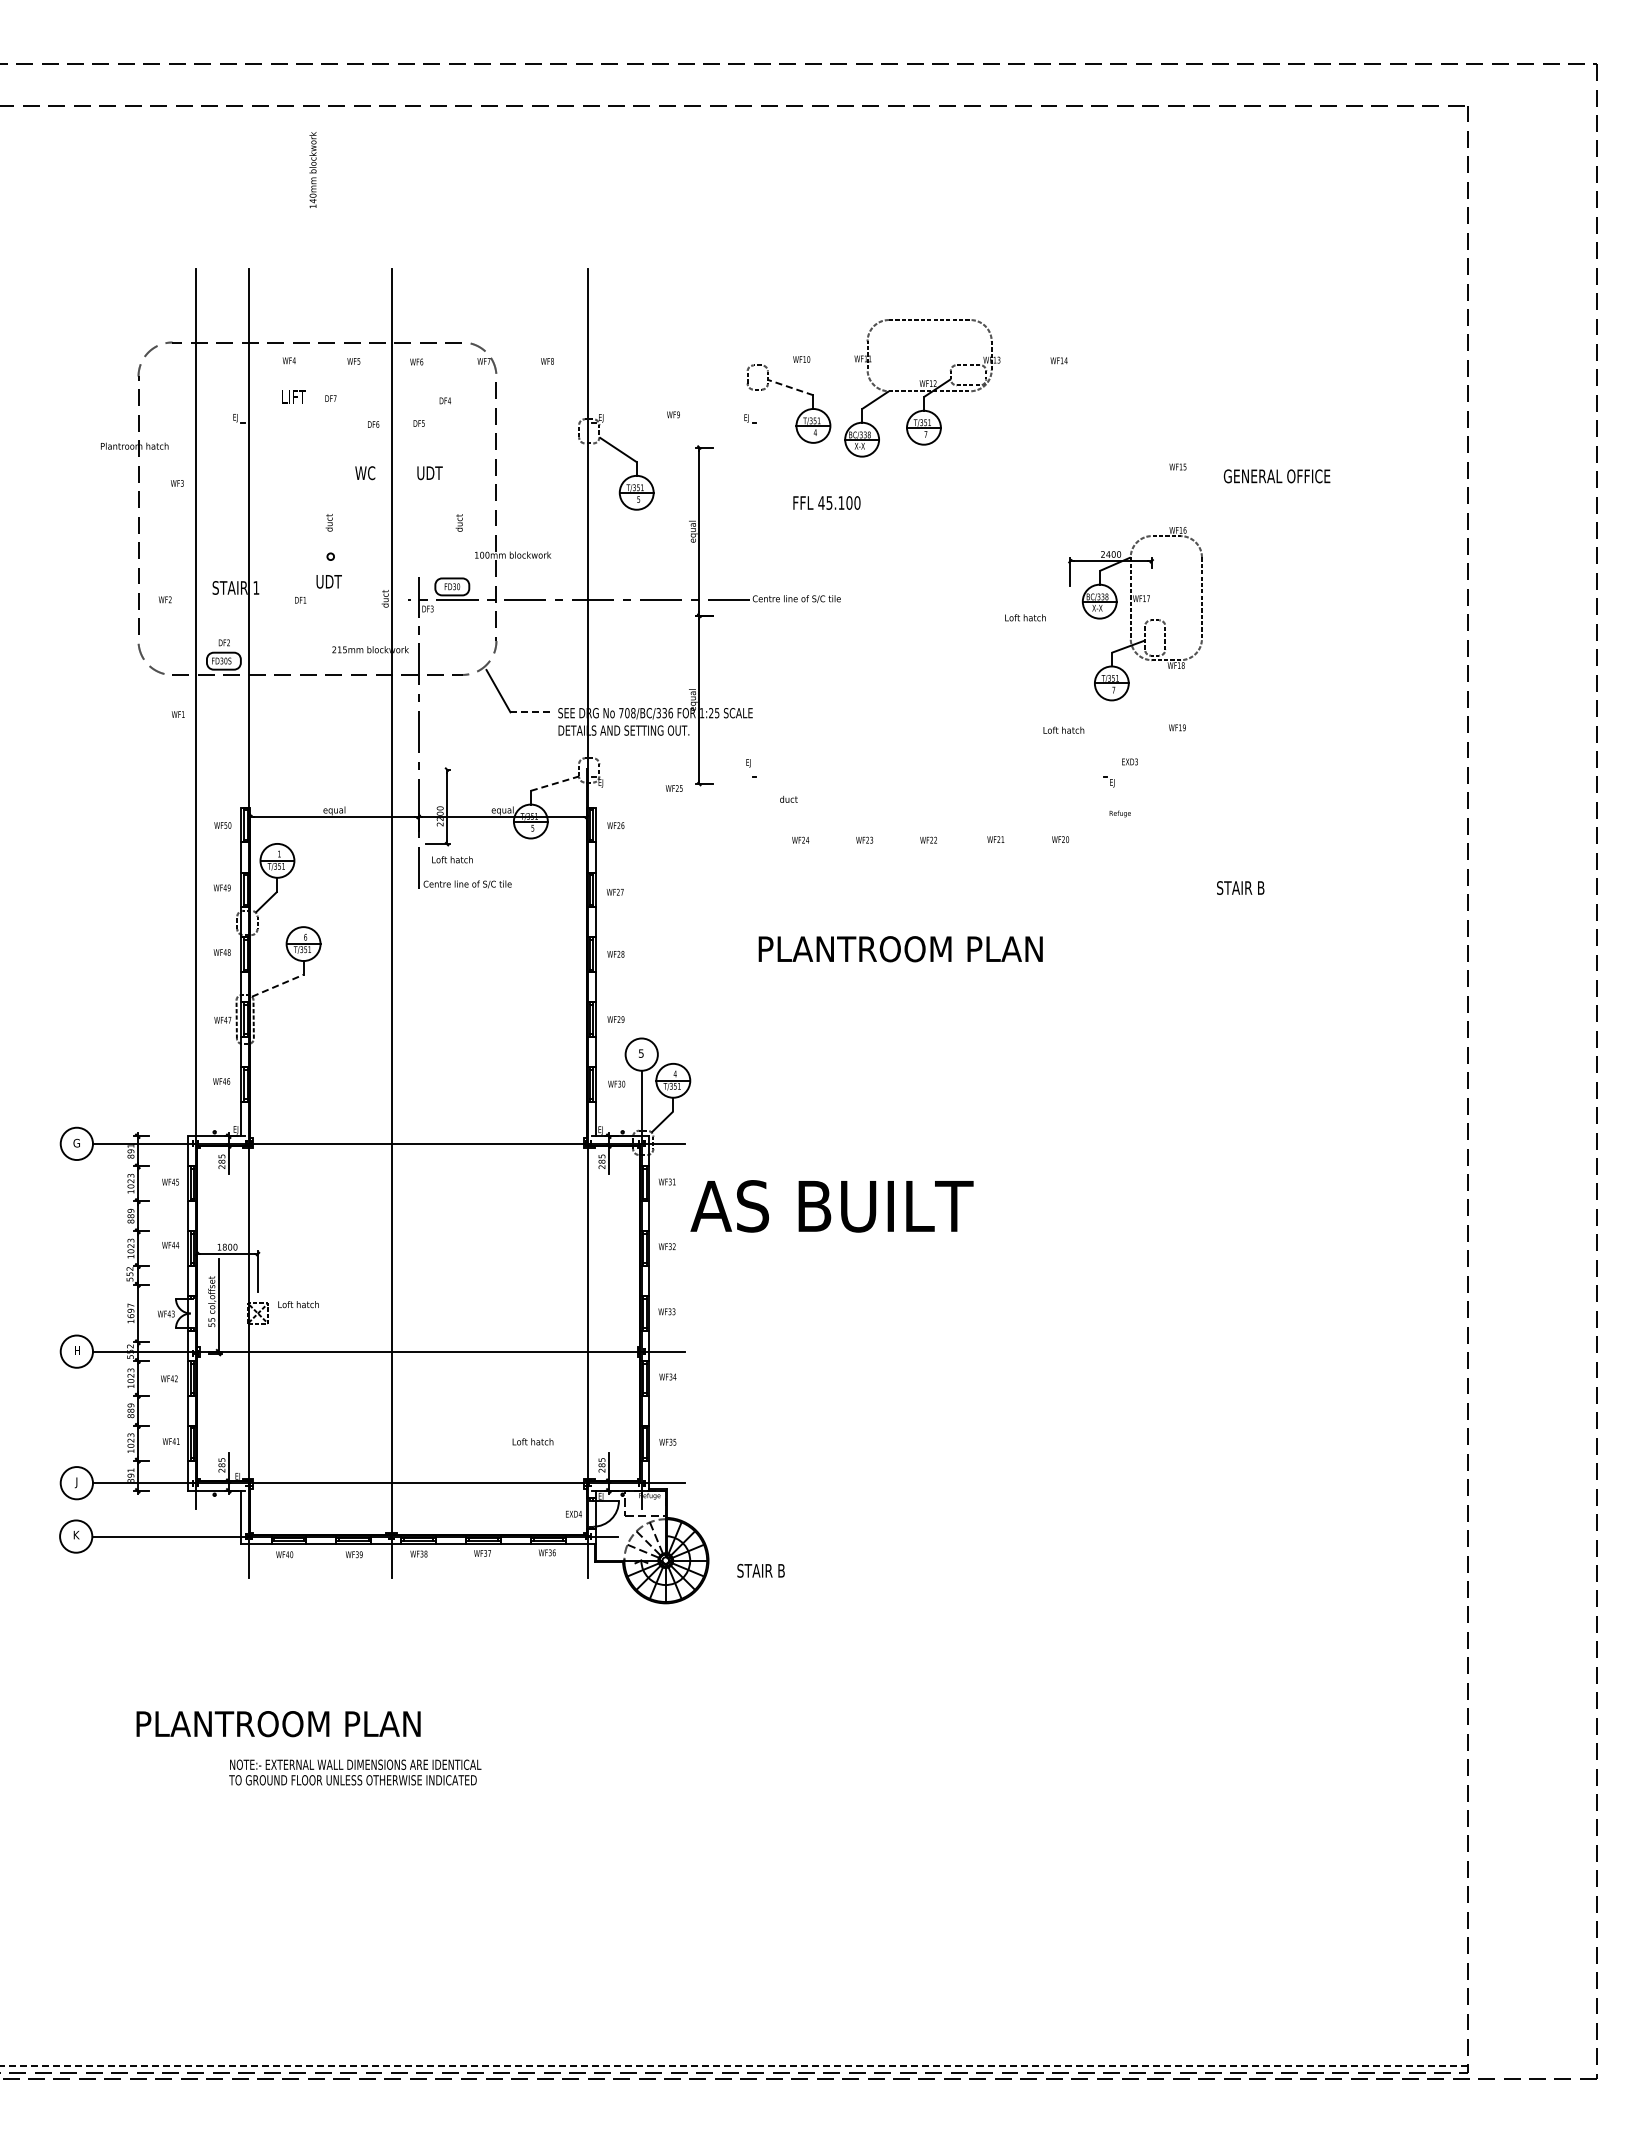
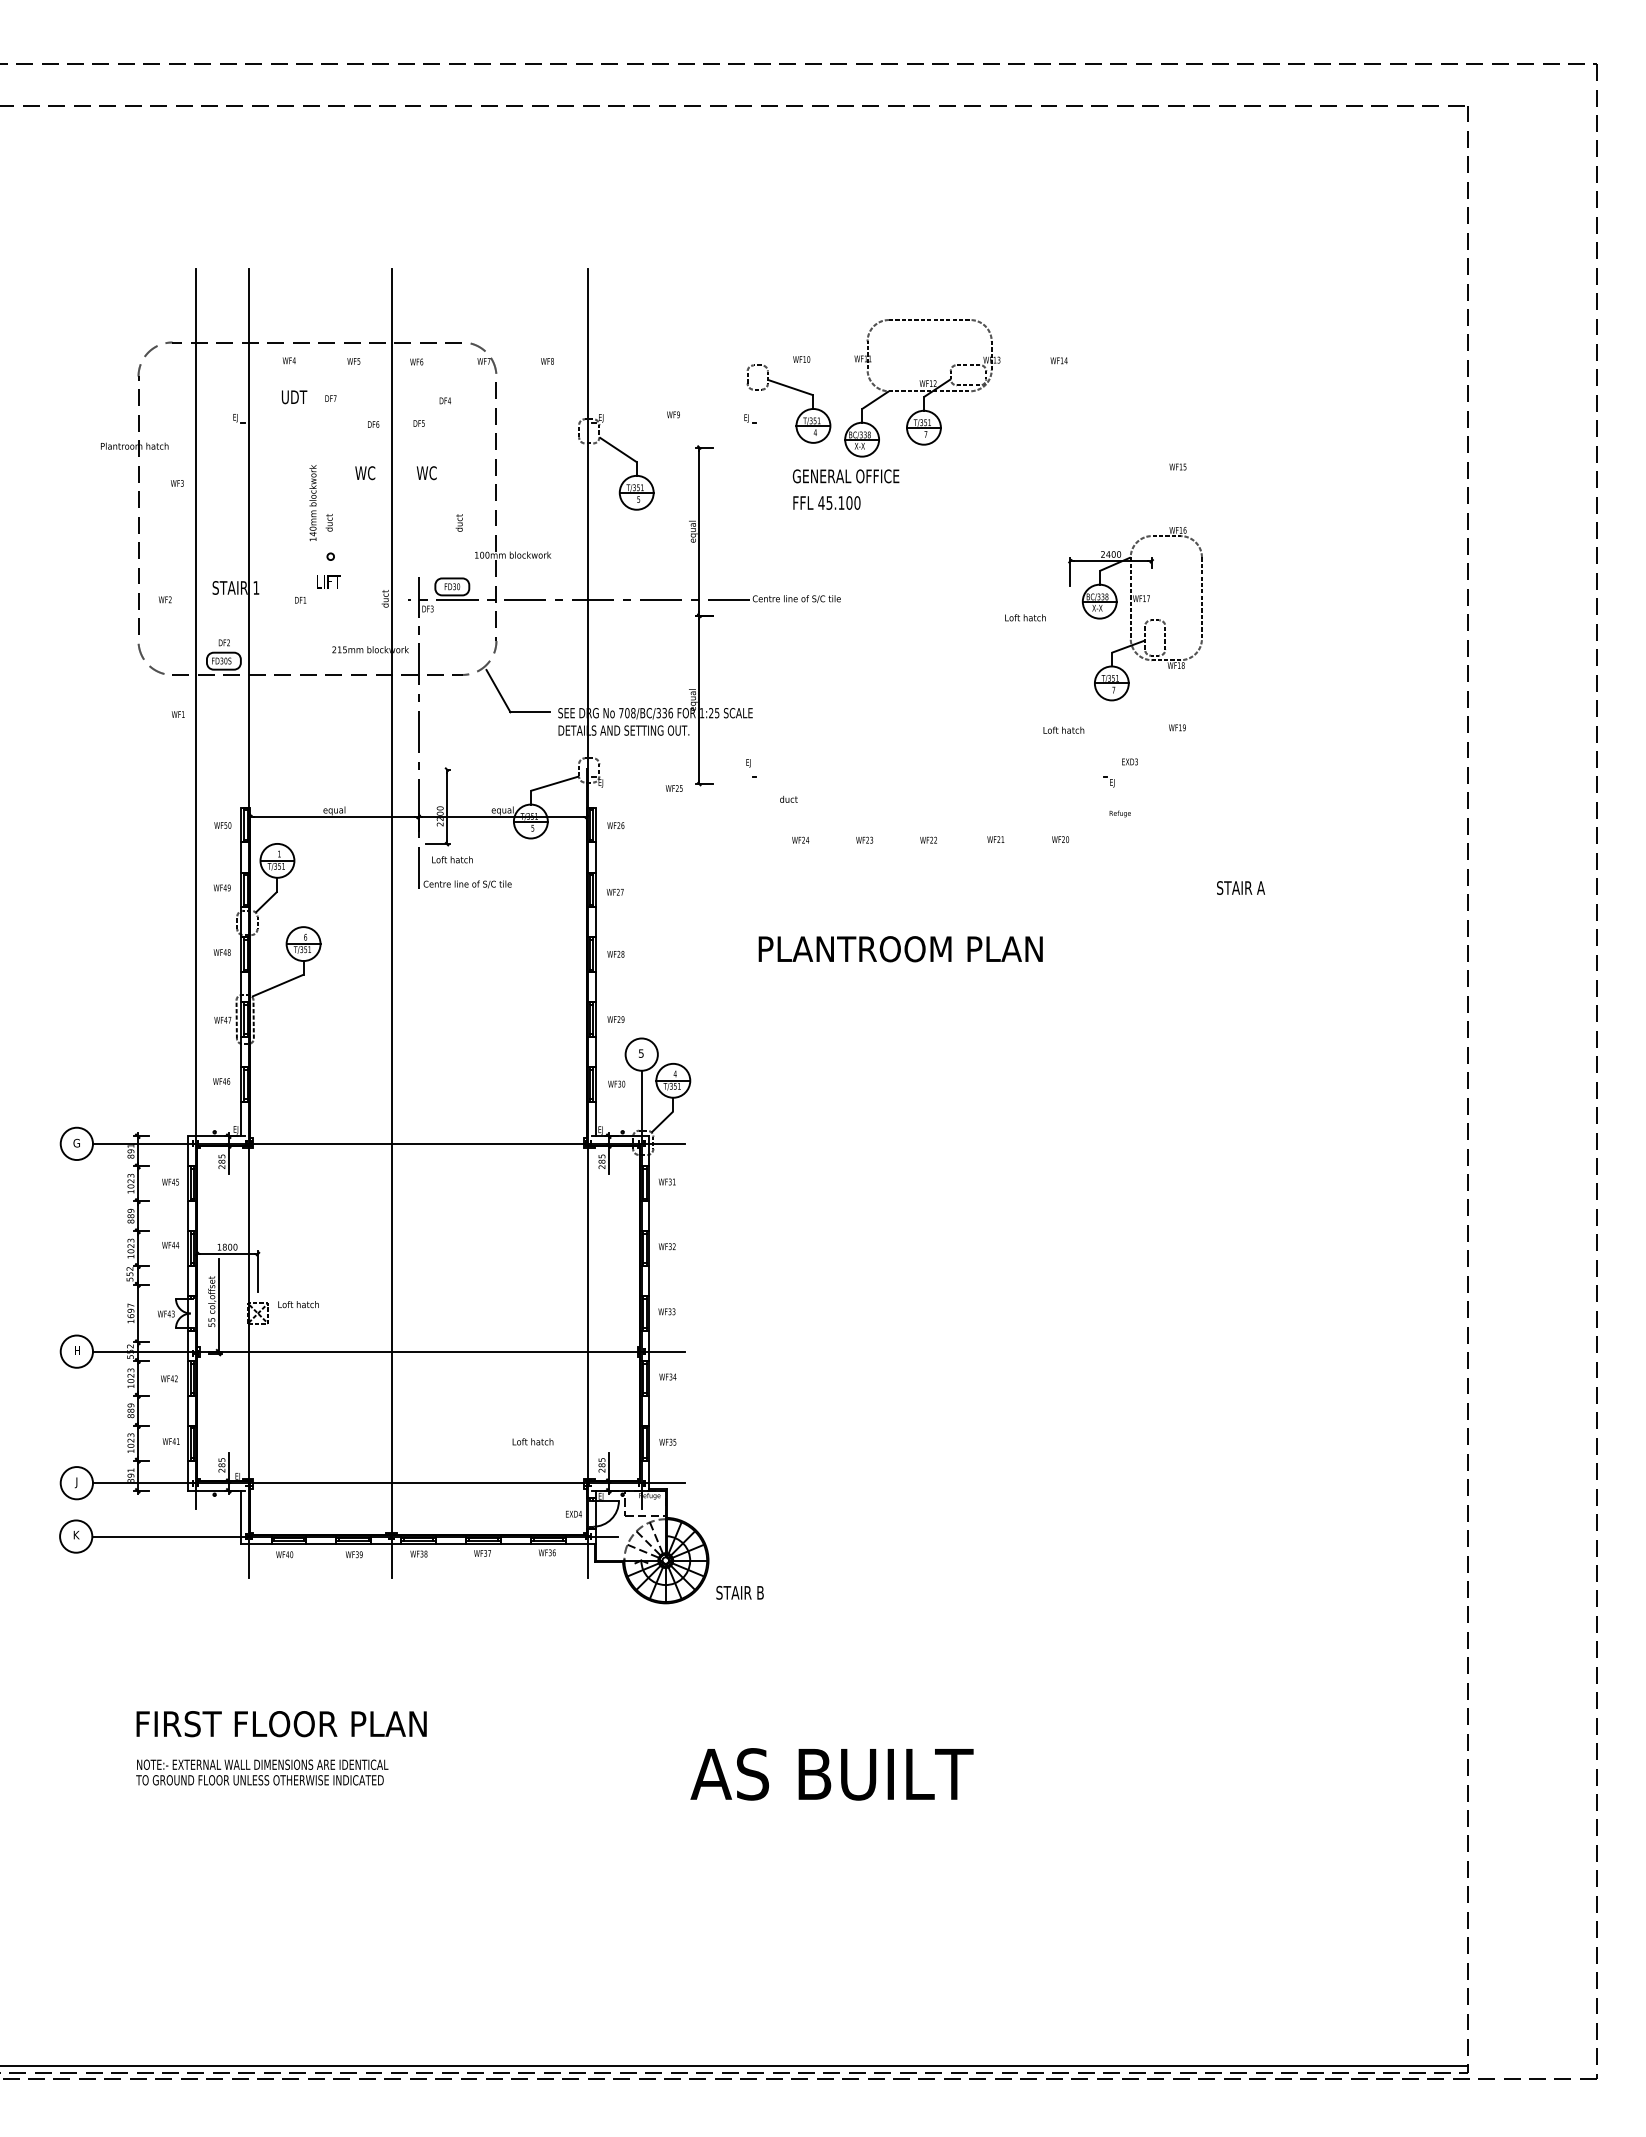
text position: (312, 169) -> (312, 502) (312, 502)
line: dashed -> solid (790, 387)
text: LIFT -> UDT (294, 397)
text: UDT -> WC (429, 473)
text position: (1276, 476) -> (845, 476) (845, 476)
text: UDT -> LIFT (328, 581)
line: dashed -> solid (530, 712)
line: dashed -> solid (555, 783)
text: STAIR B -> STAIR A (1261, 887)
line: dashed -> solid (278, 985)
text position: (831, 1206) -> (831, 1774) (831, 1774)
text position: (760, 1570) -> (739, 1592) (739, 1592)
text: PLANTROOM PLAN -> FIRST FLOOR PLAN (282, 1724)
text position: (355, 1772) -> (262, 1772) (262, 1772)
line: dashed -> solid (733, 2066)
